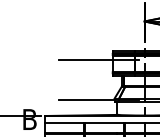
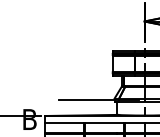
line: present -> none (98, 59)
